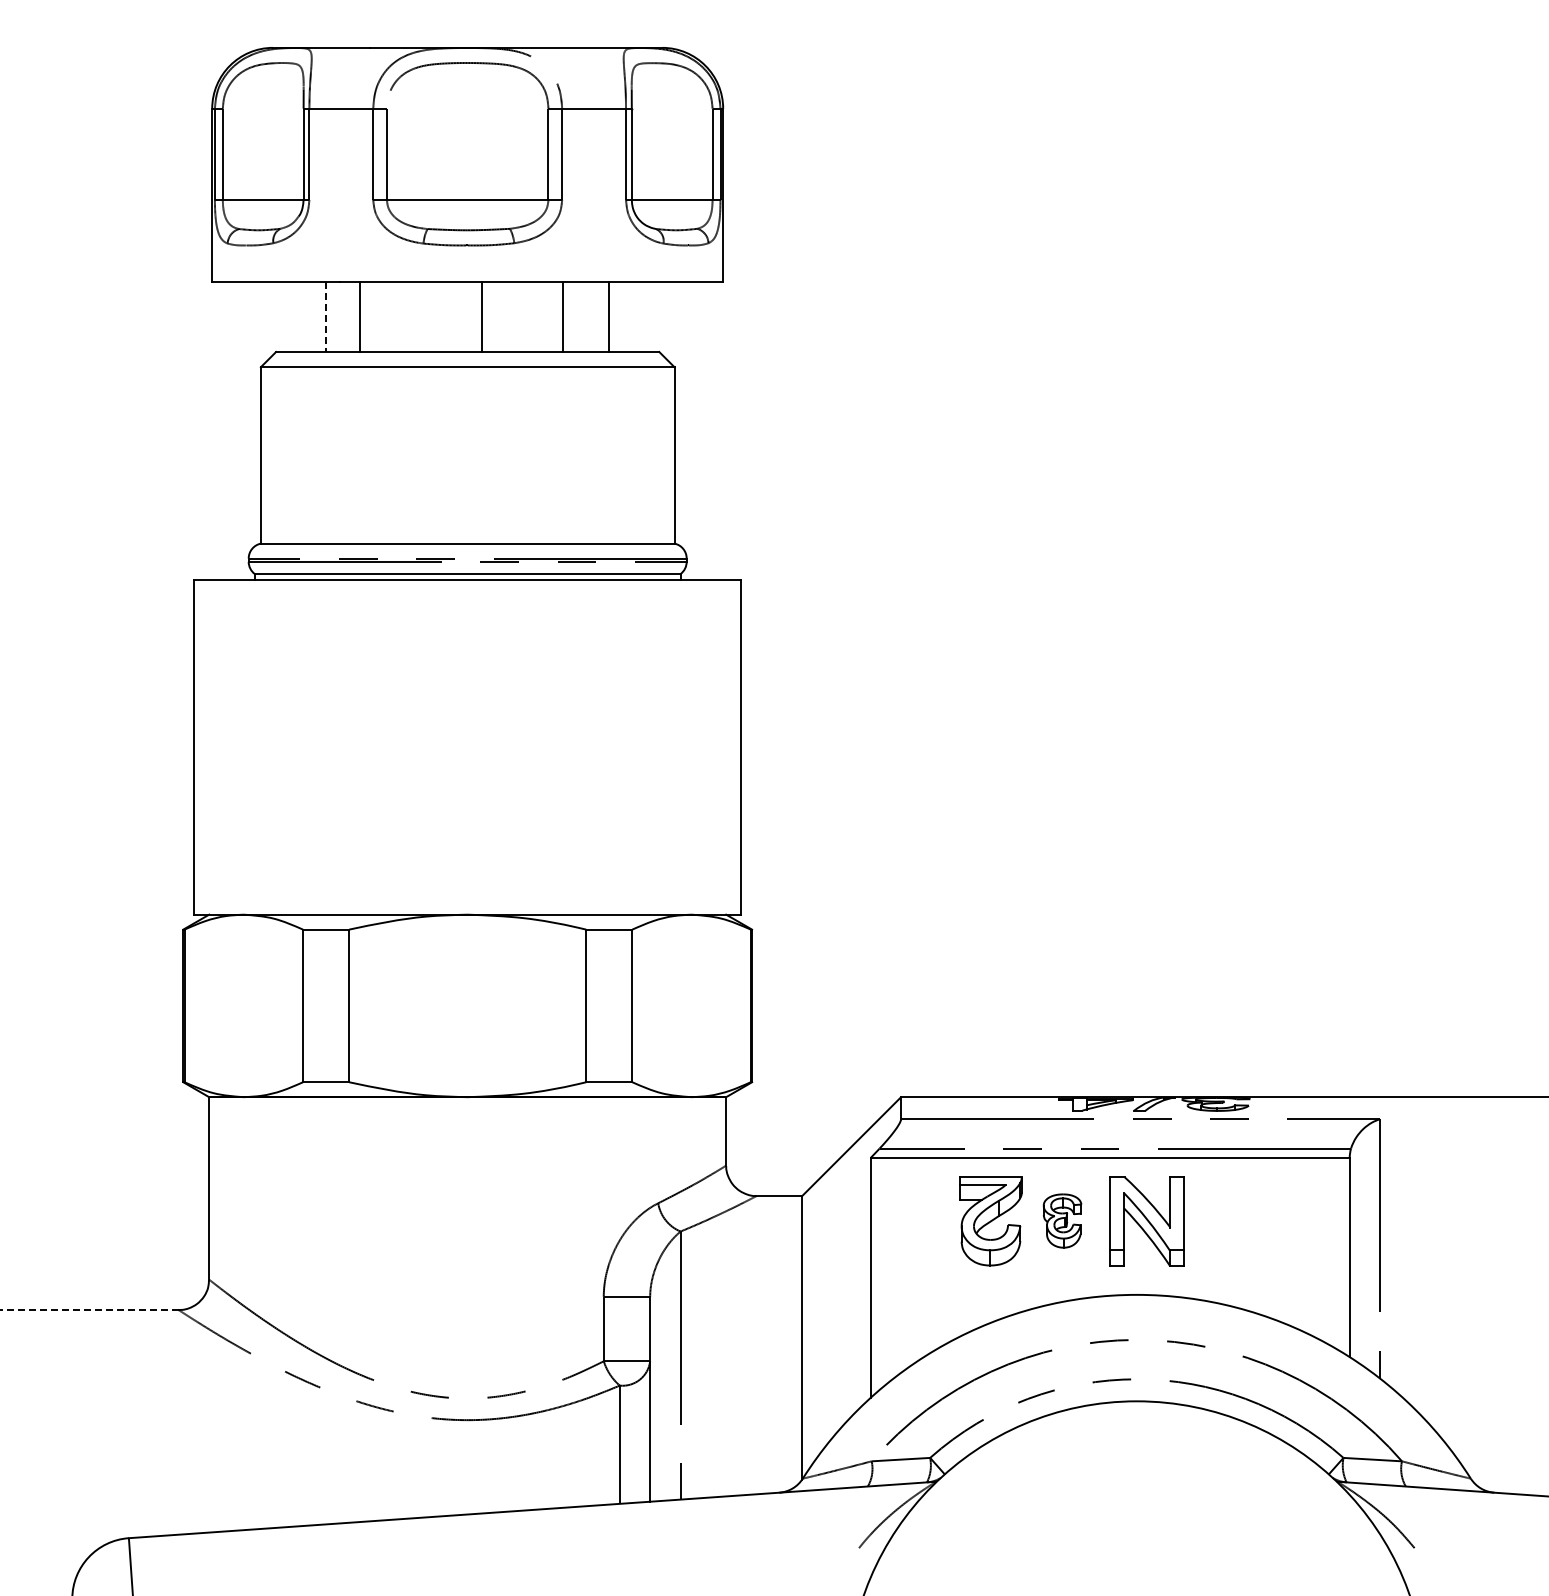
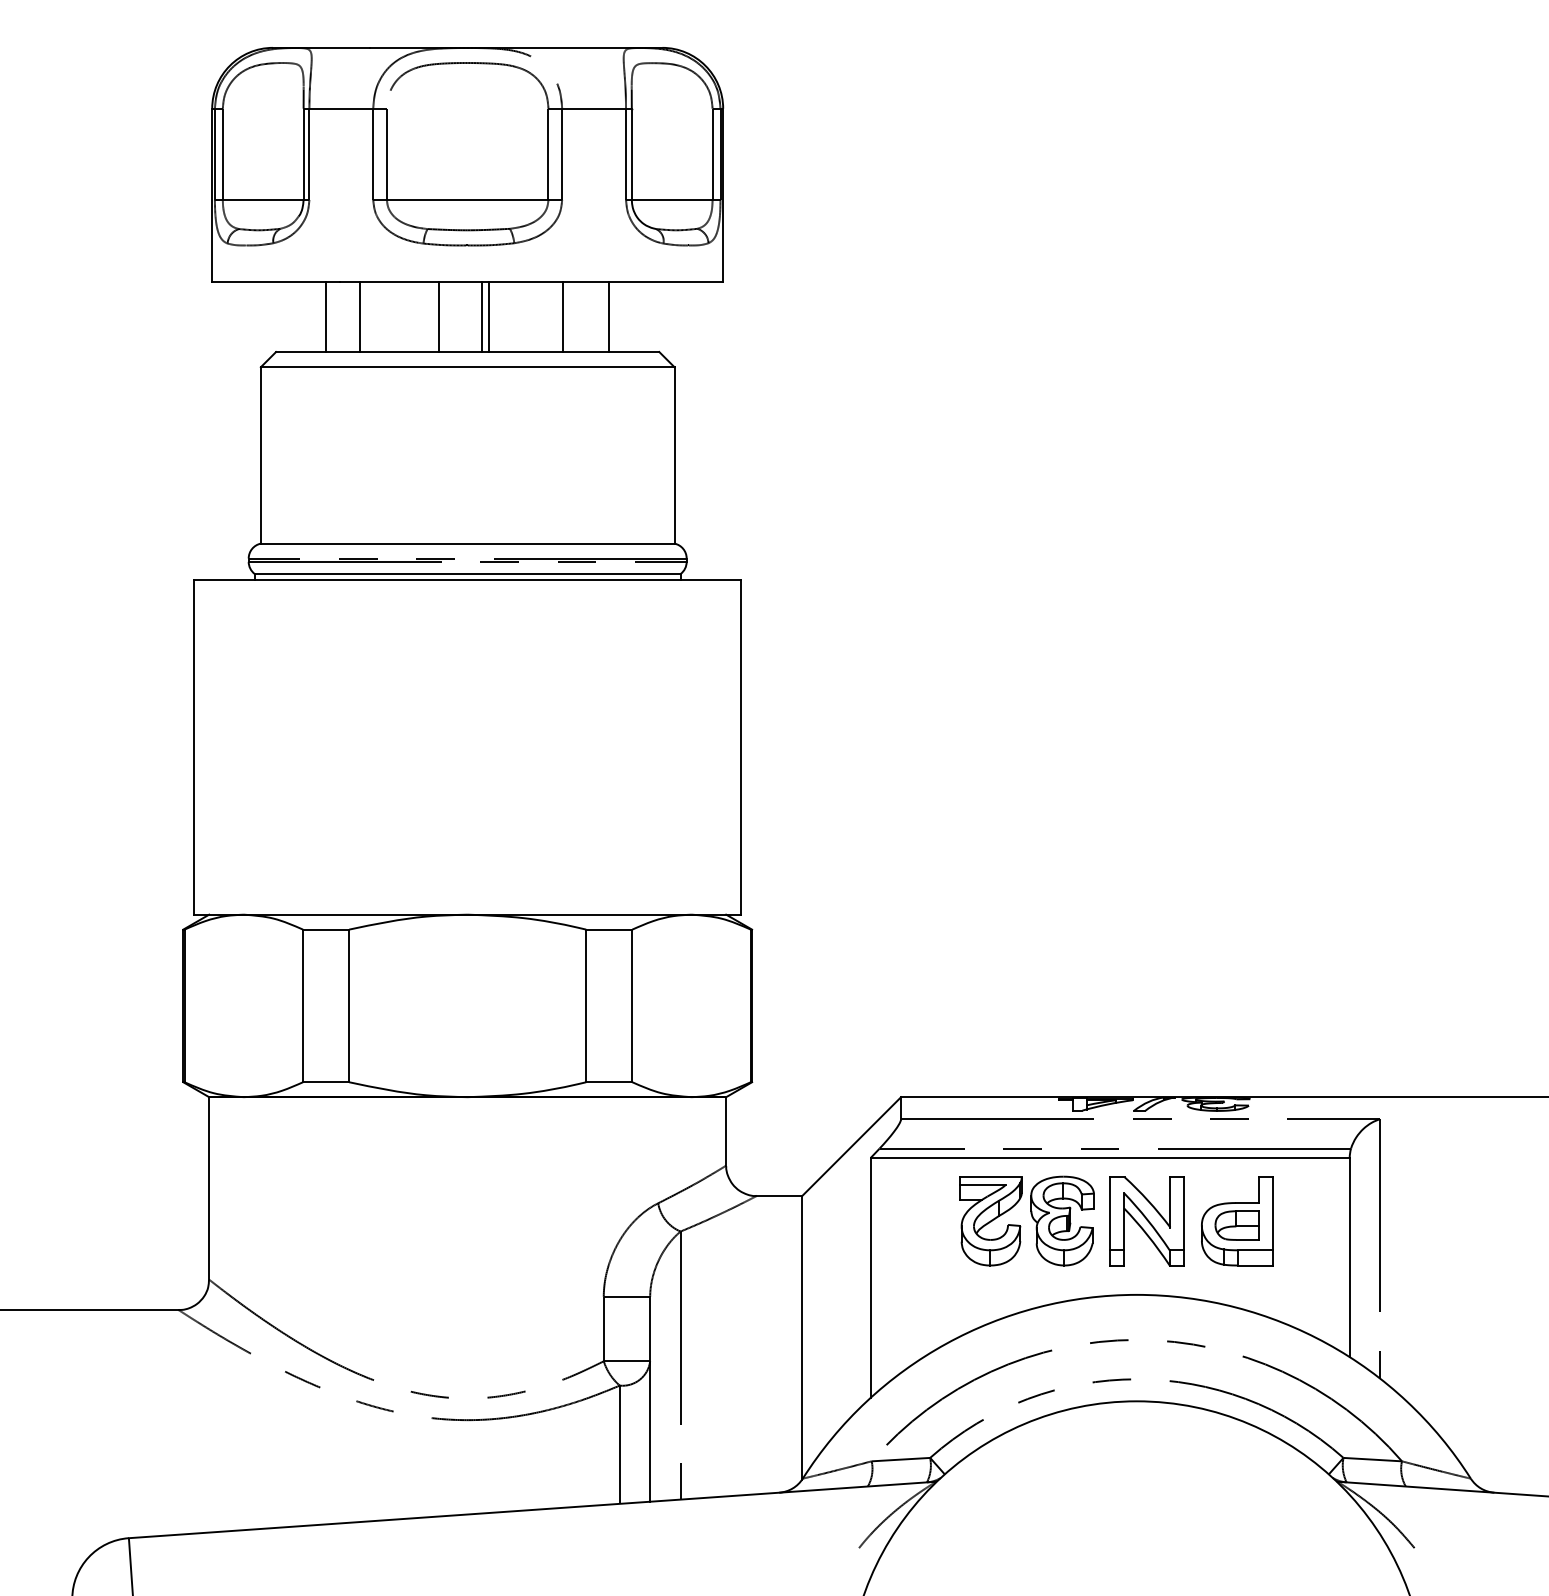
line: dashed -> solid (326, 317)
line: none -> present (438, 317)
line: none -> present (489, 317)
part size: 41x56 px -> 65x92 px (1062, 1220)
part: none -> present (1237, 1221)
line: dashed -> solid (89, 1310)
